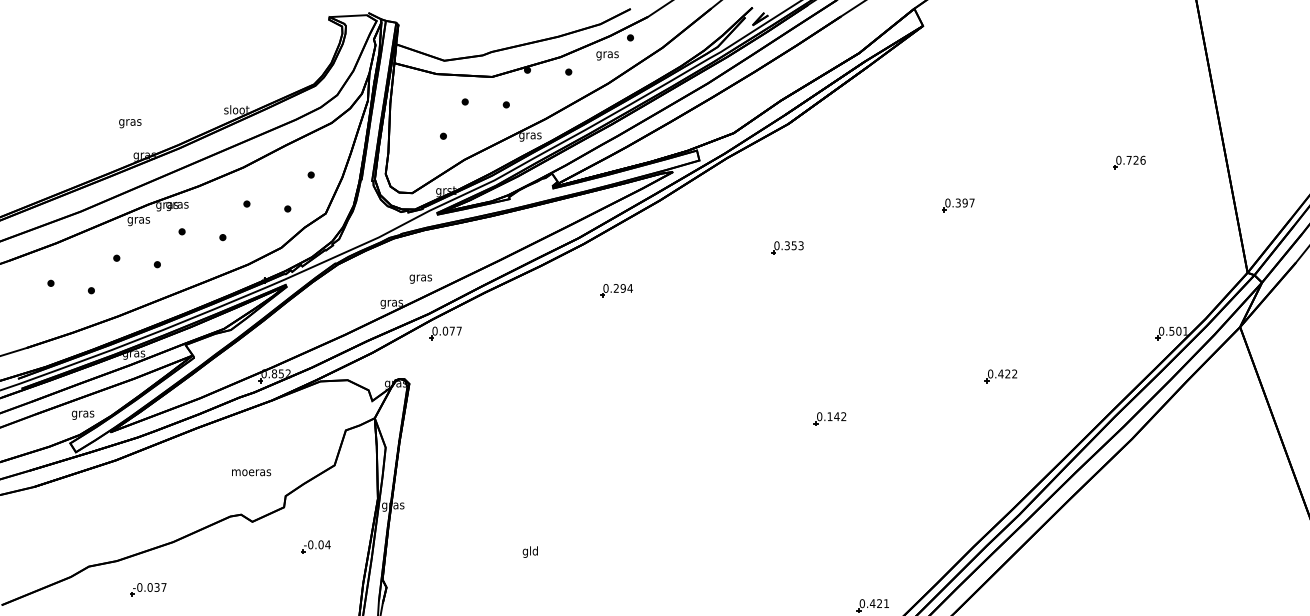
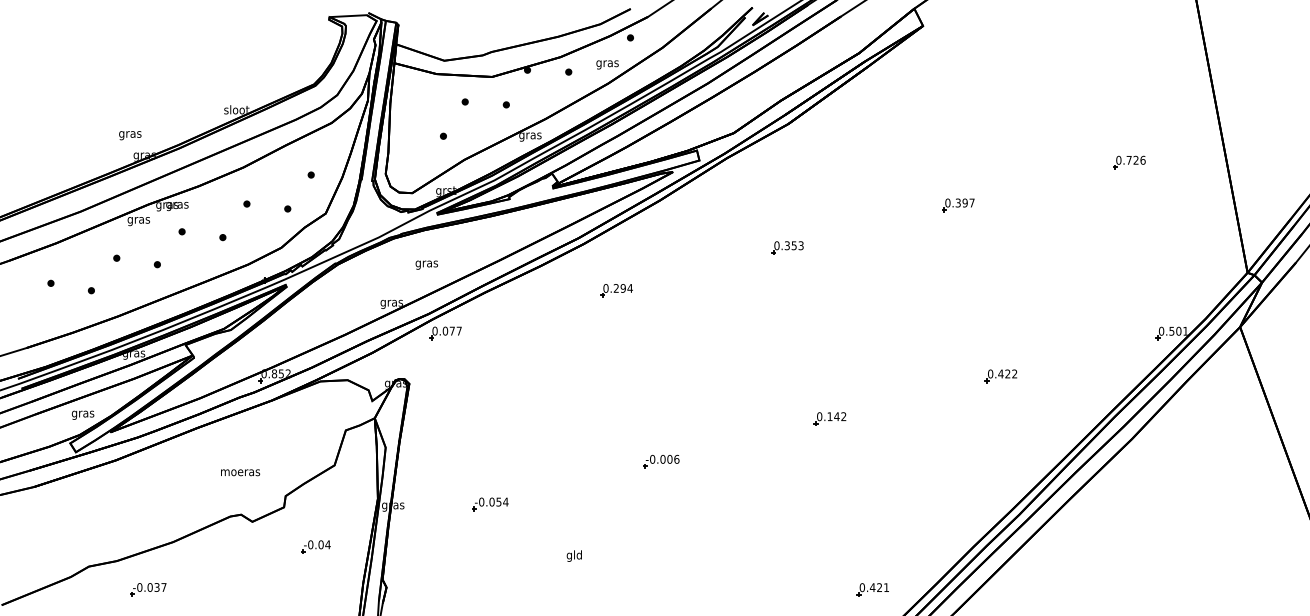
text position: (607, 55) -> (607, 64) (607, 64)
text position: (130, 123) -> (130, 135) (130, 135)
text position: (420, 278) -> (426, 264) (426, 264)
part: none -> present (661, 461)
text position: (251, 472) -> (240, 472) (240, 472)
part: none -> present (490, 504)
text position: (529, 551) -> (573, 555) (573, 555)
part position: (872, 605) -> (872, 589) (872, 589)
